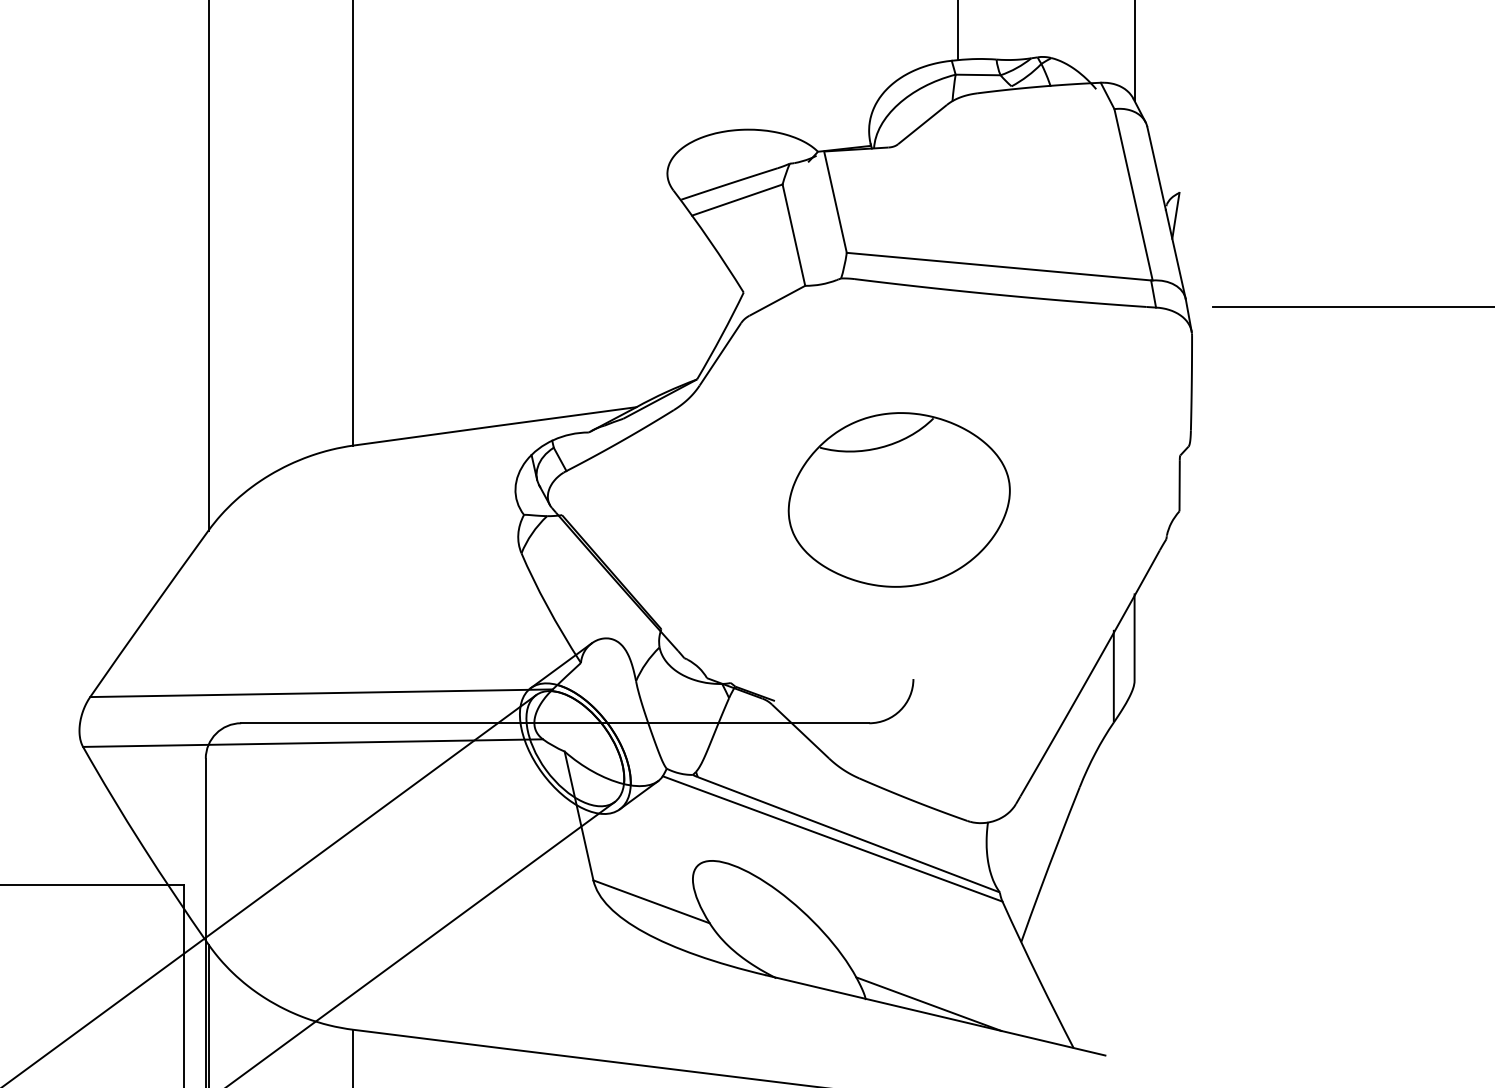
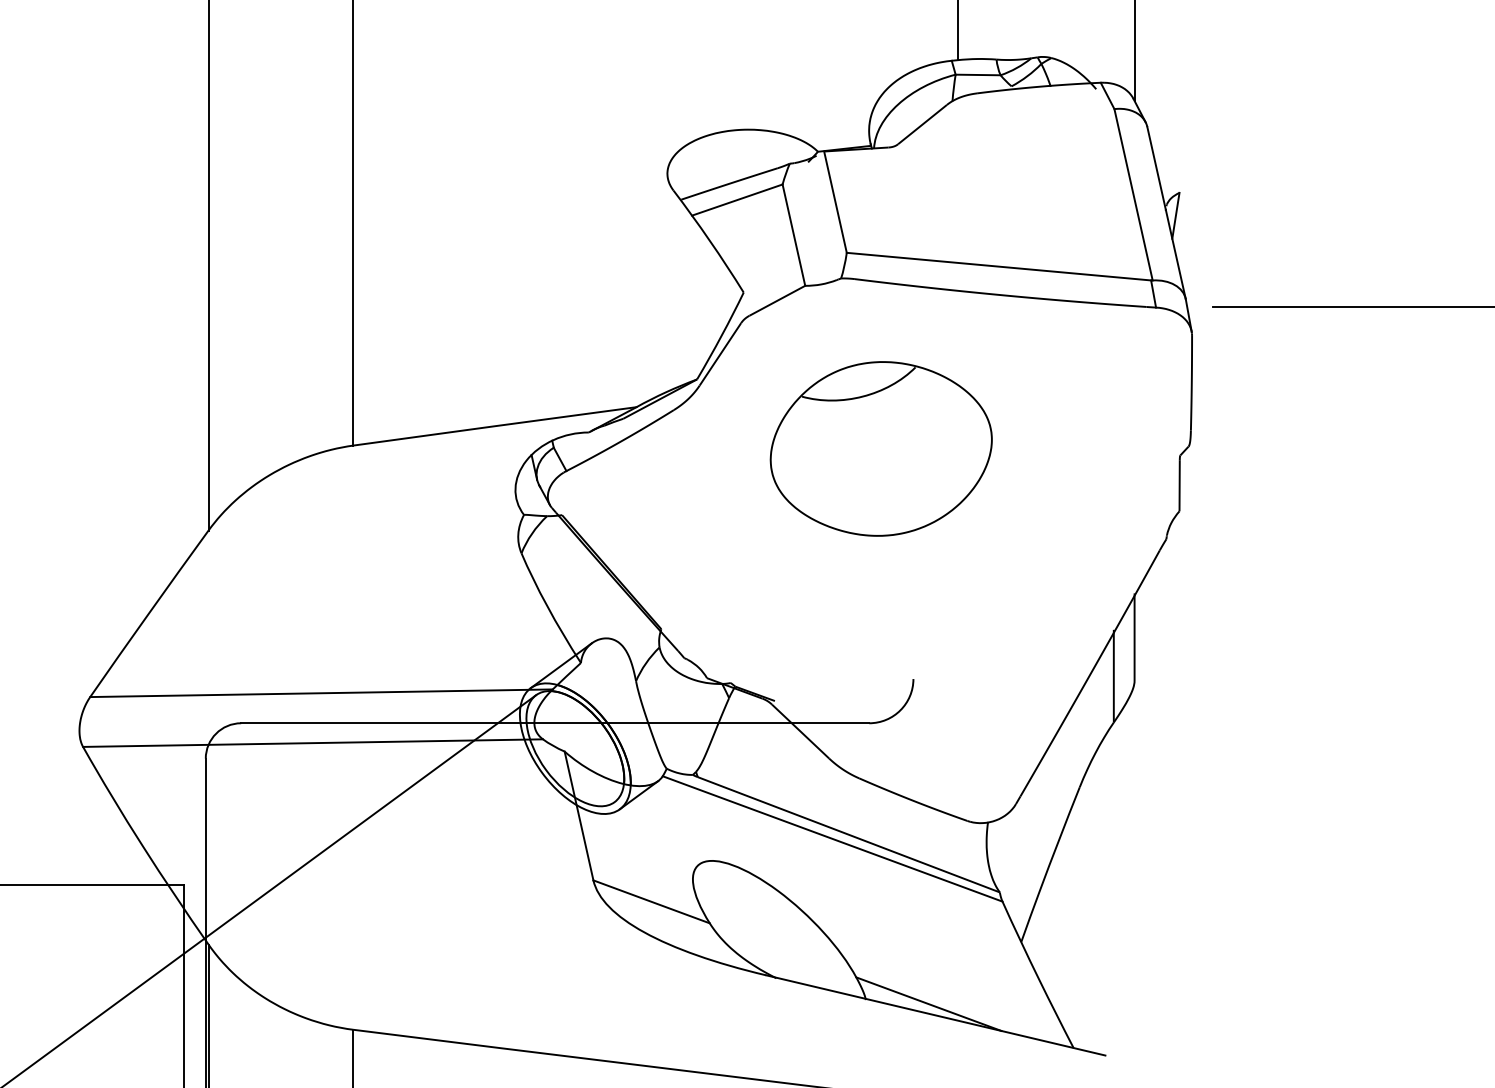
part position: (898, 499) -> (880, 448) (880, 448)
line: present -> none (421, 943)
